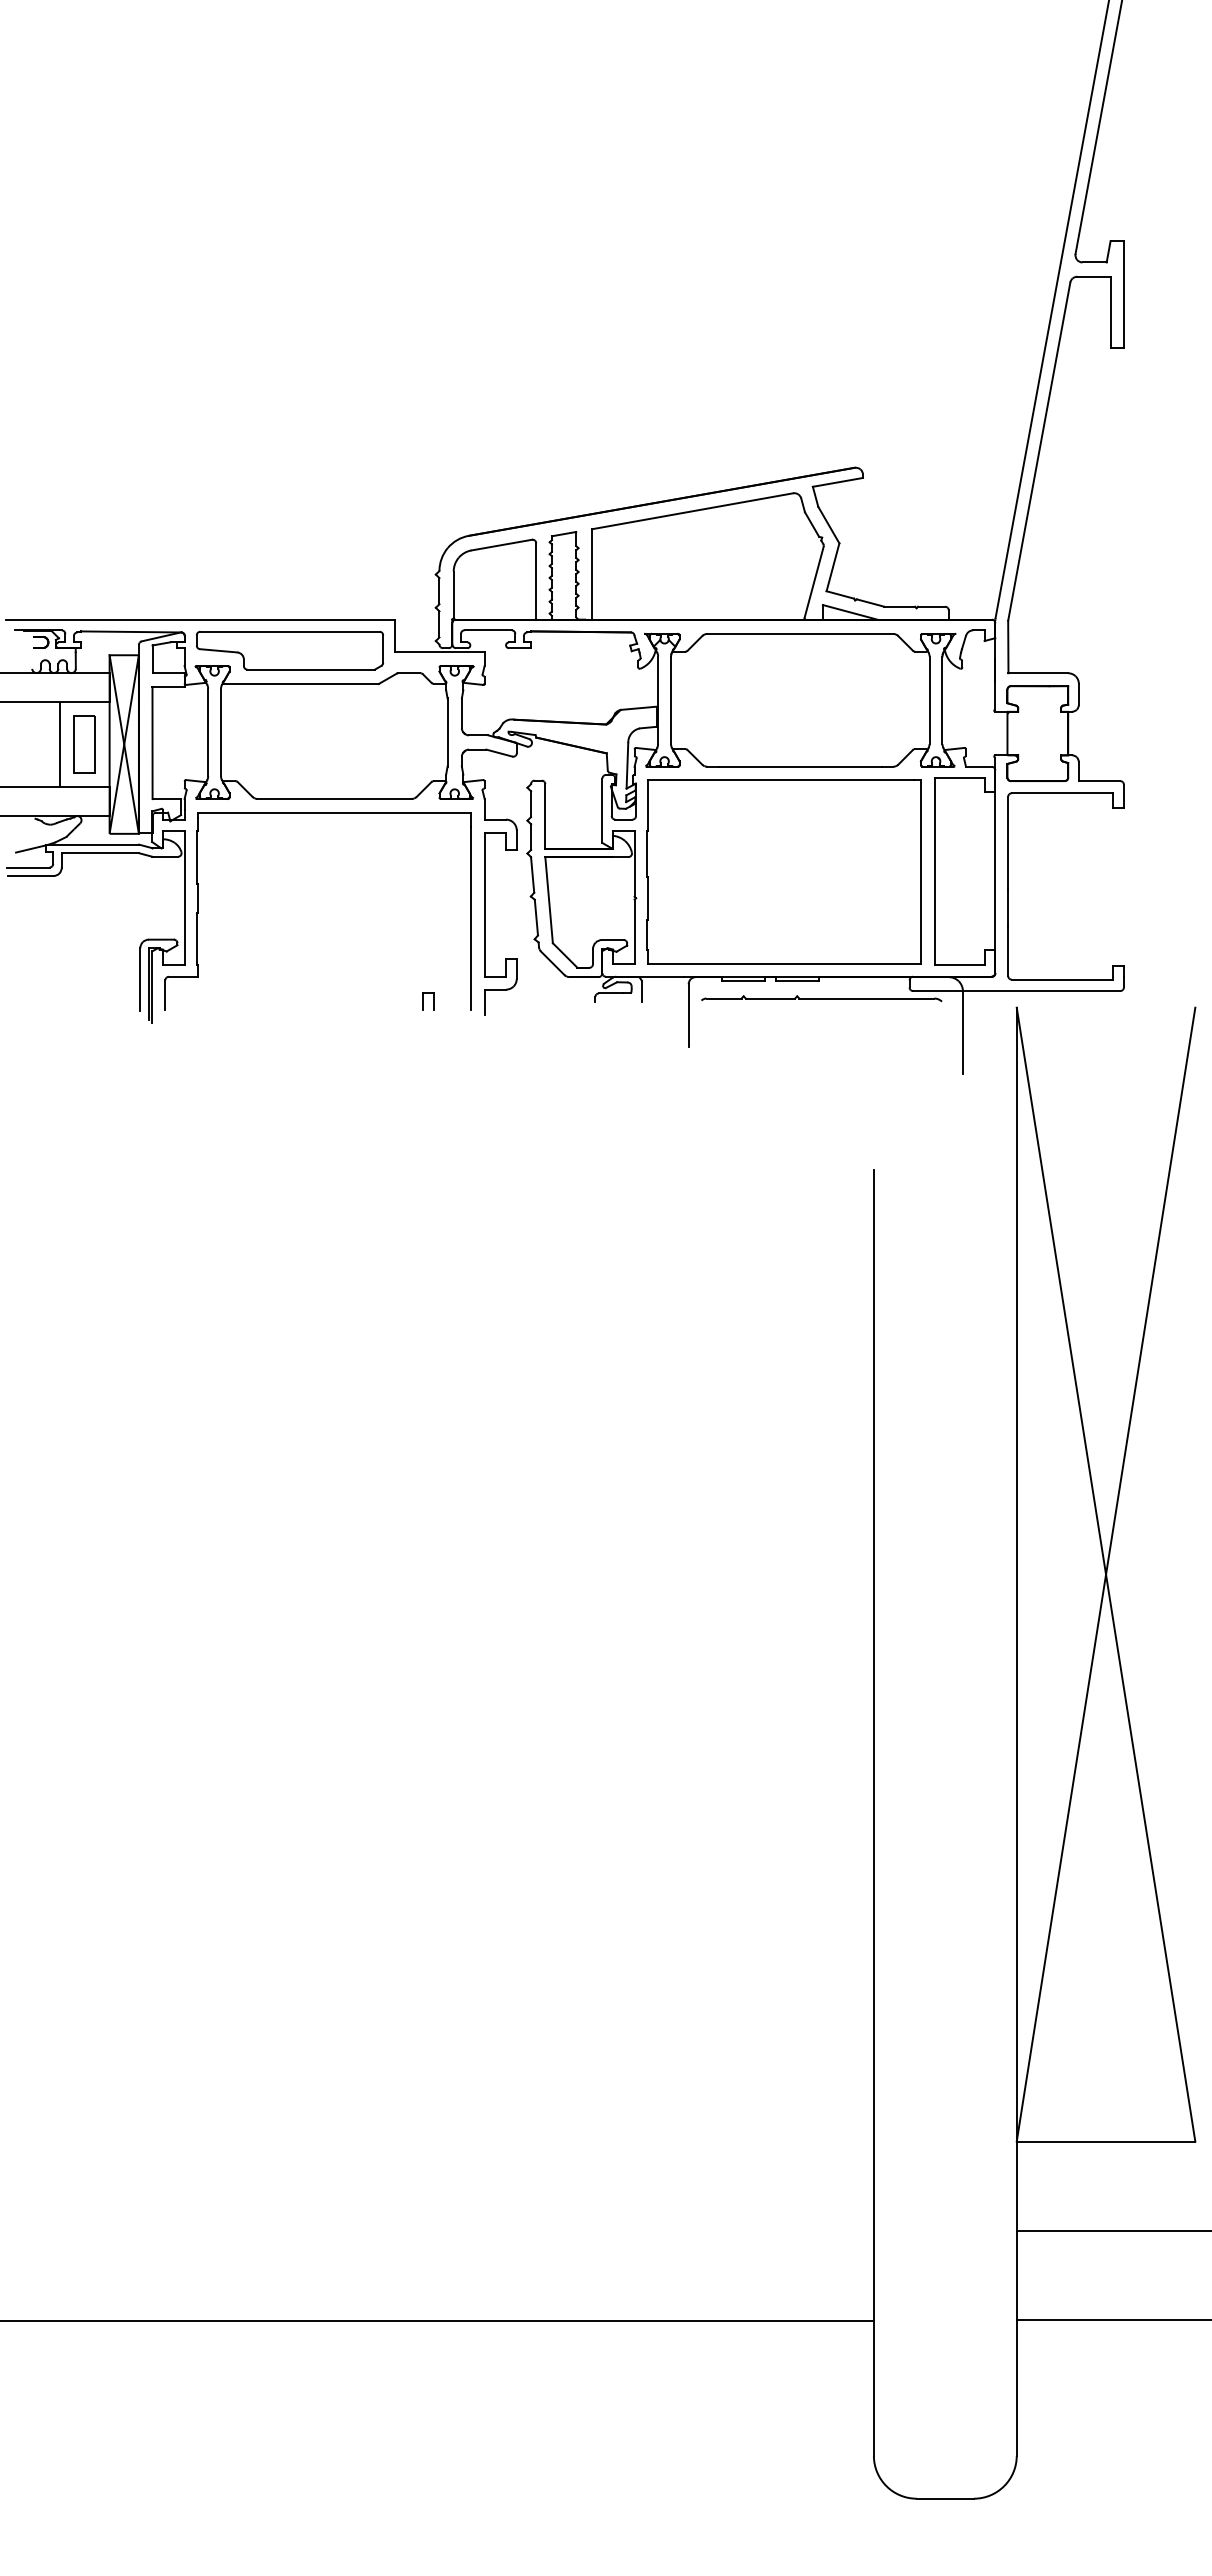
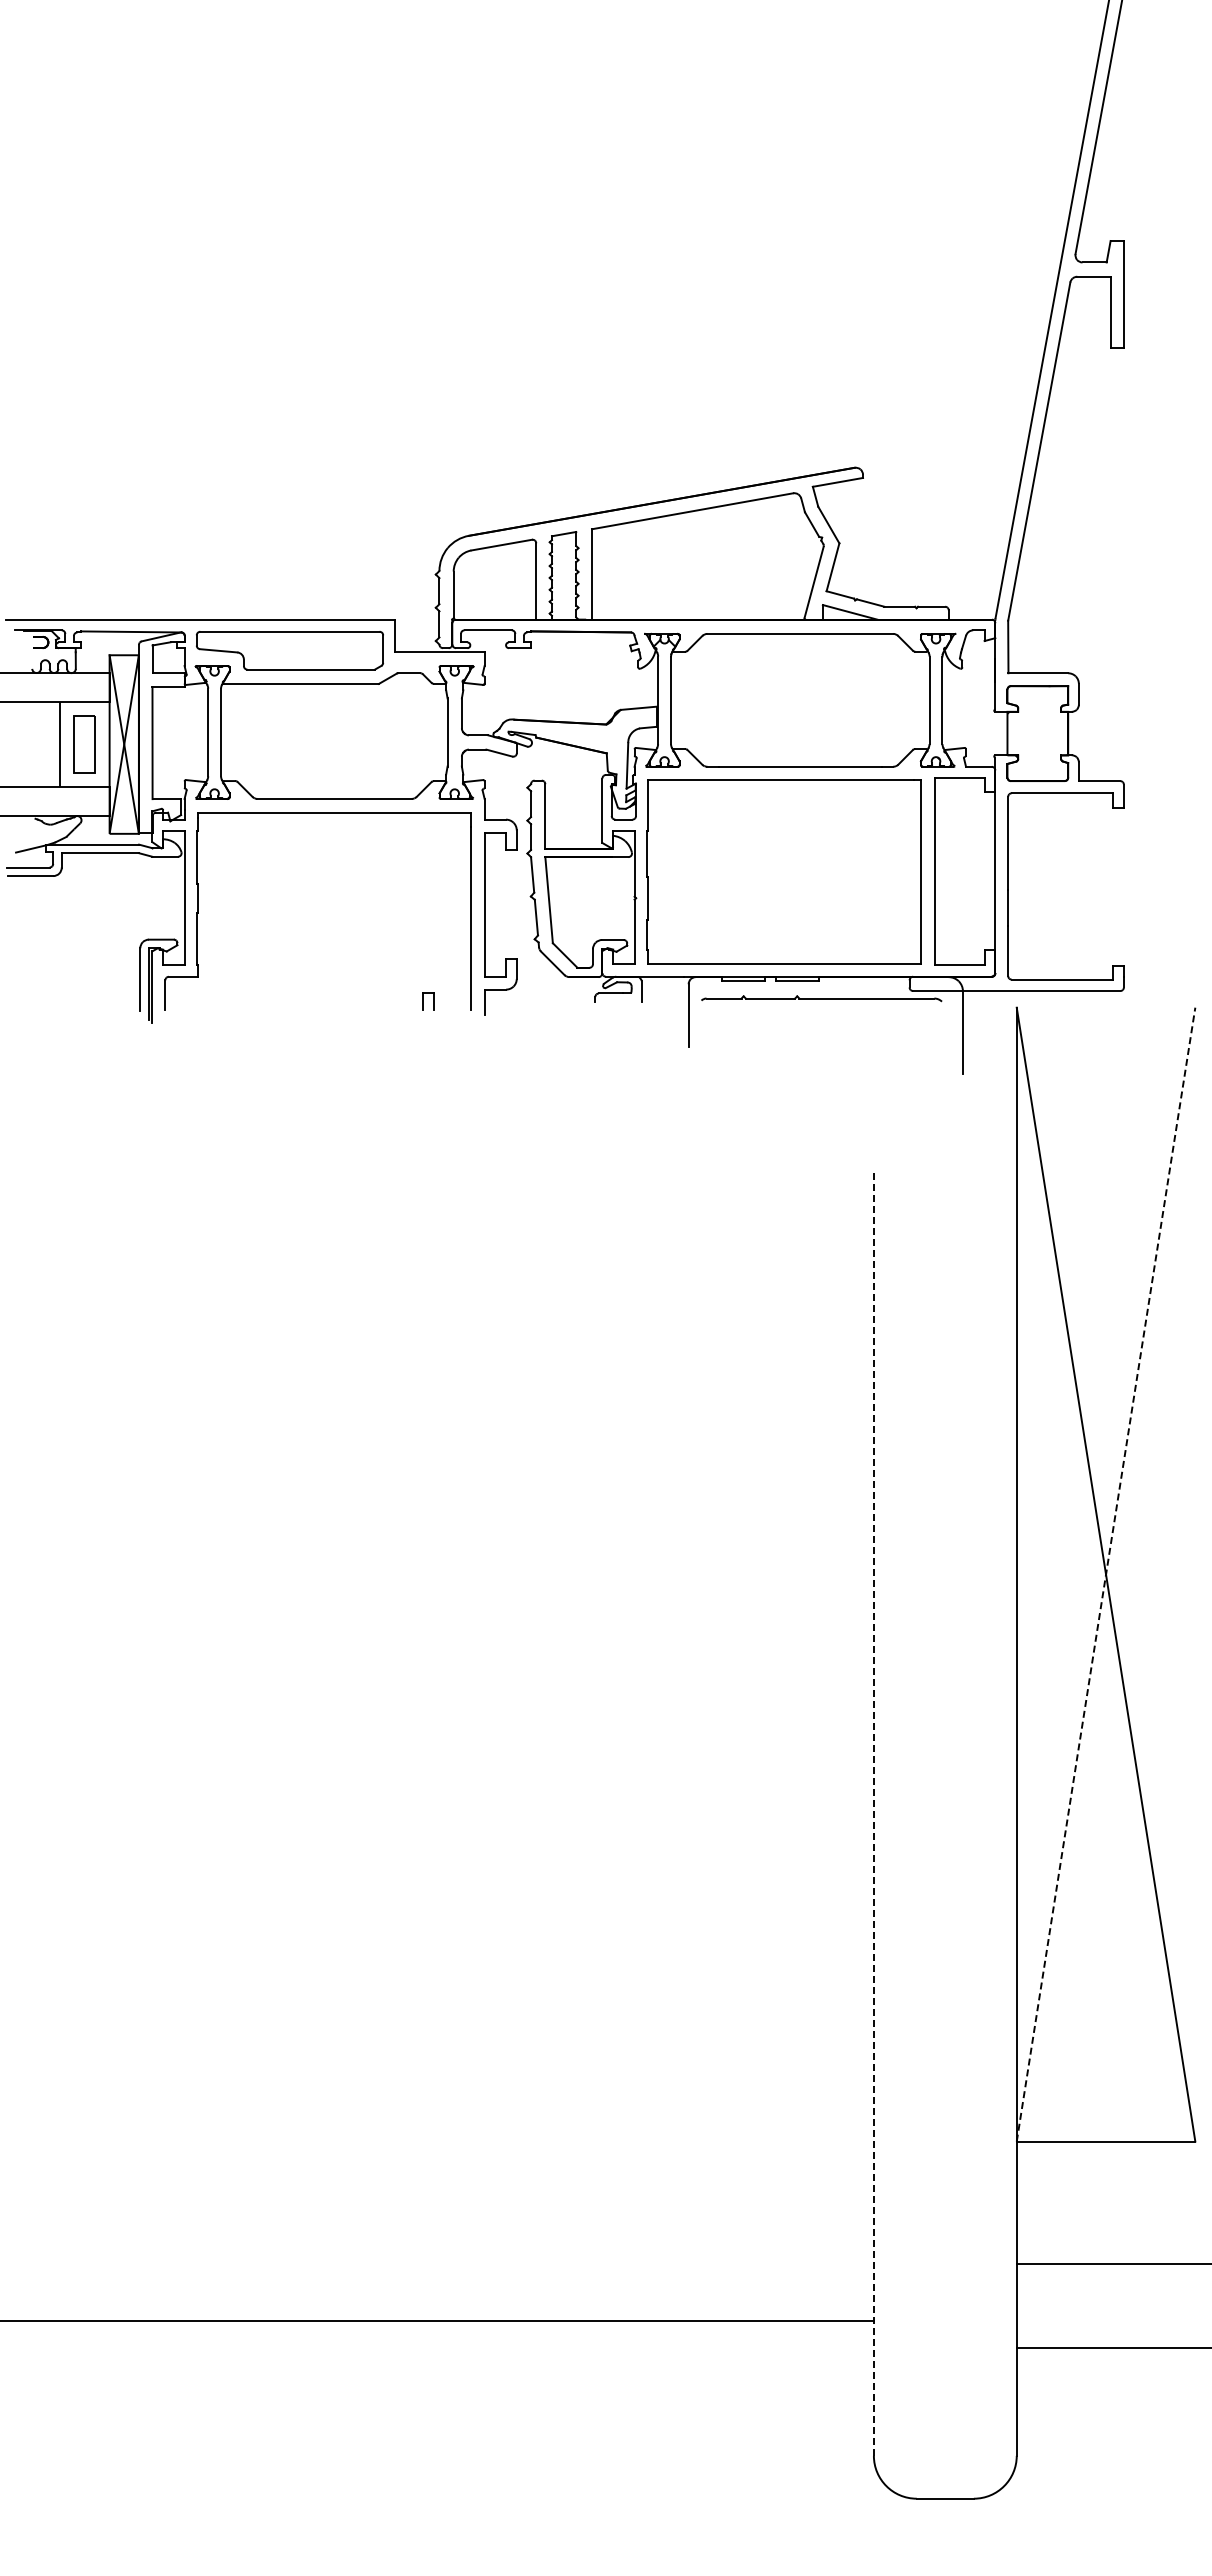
line: solid -> dashed (1106, 1574)
line: solid -> dashed (873, 1812)
line position: (1112, 2230) -> (1112, 2263) (1112, 2263)
line position: (1112, 2320) -> (1112, 2348) (1112, 2348)
